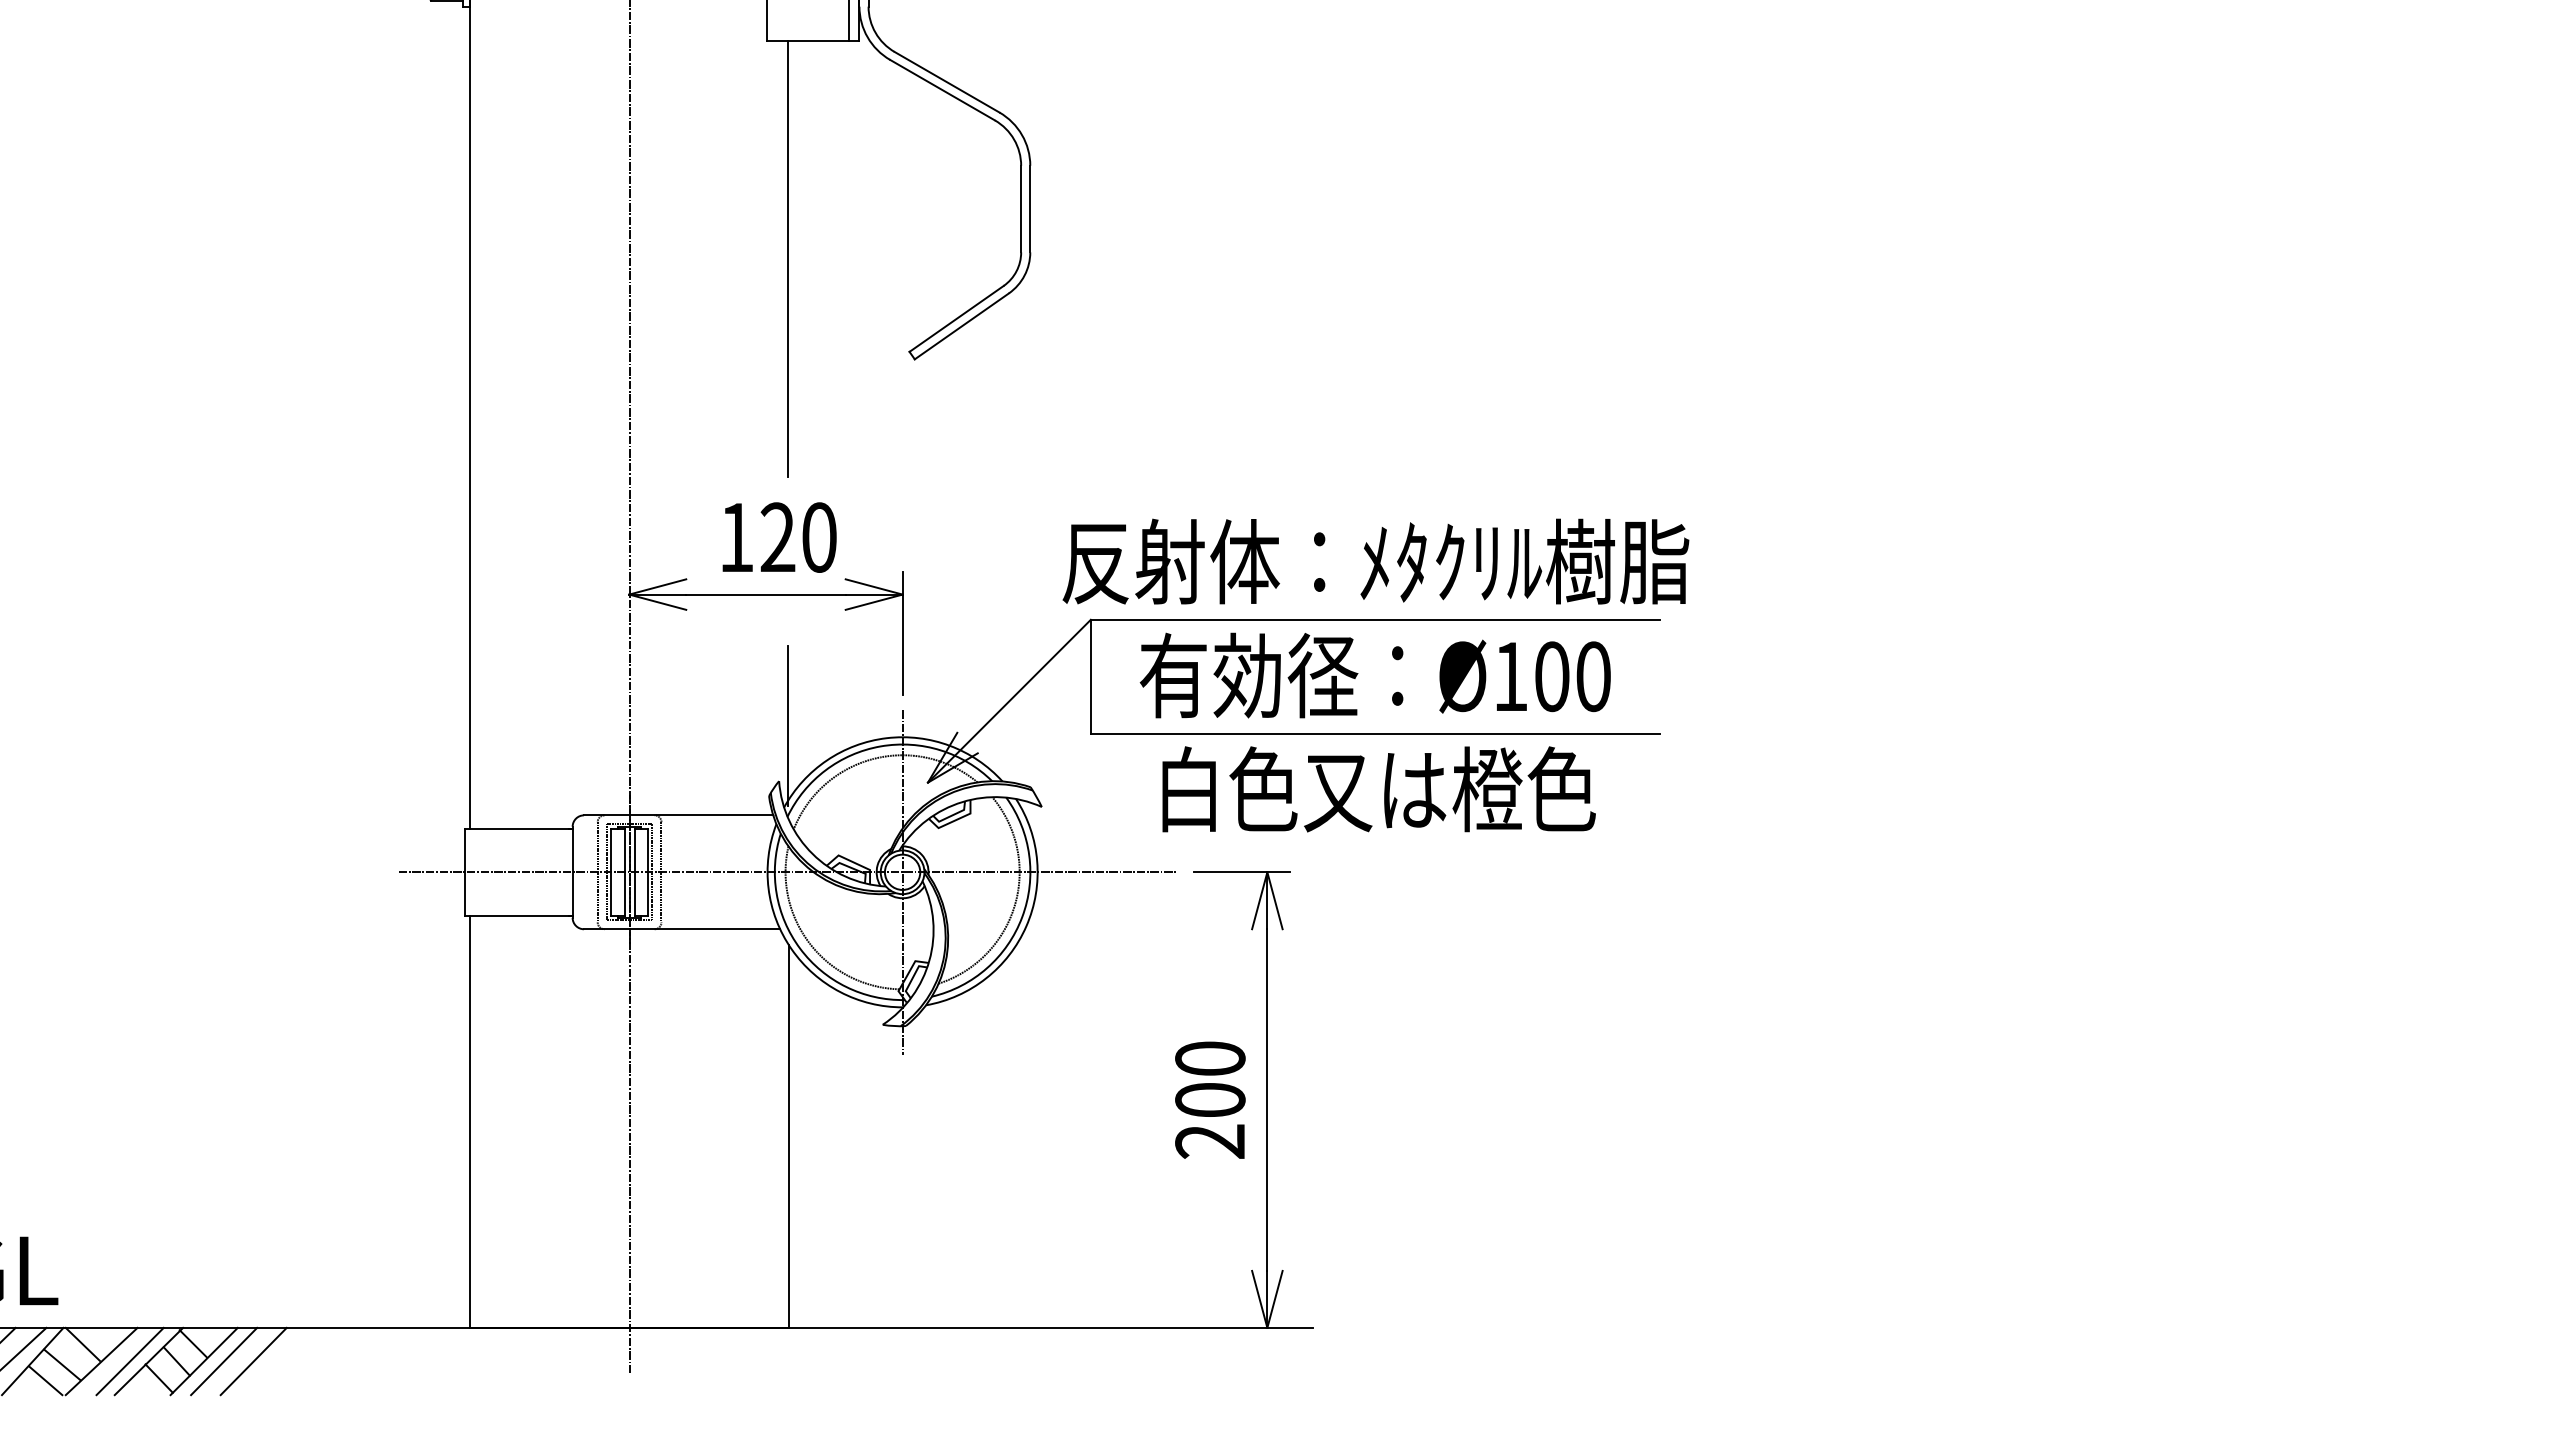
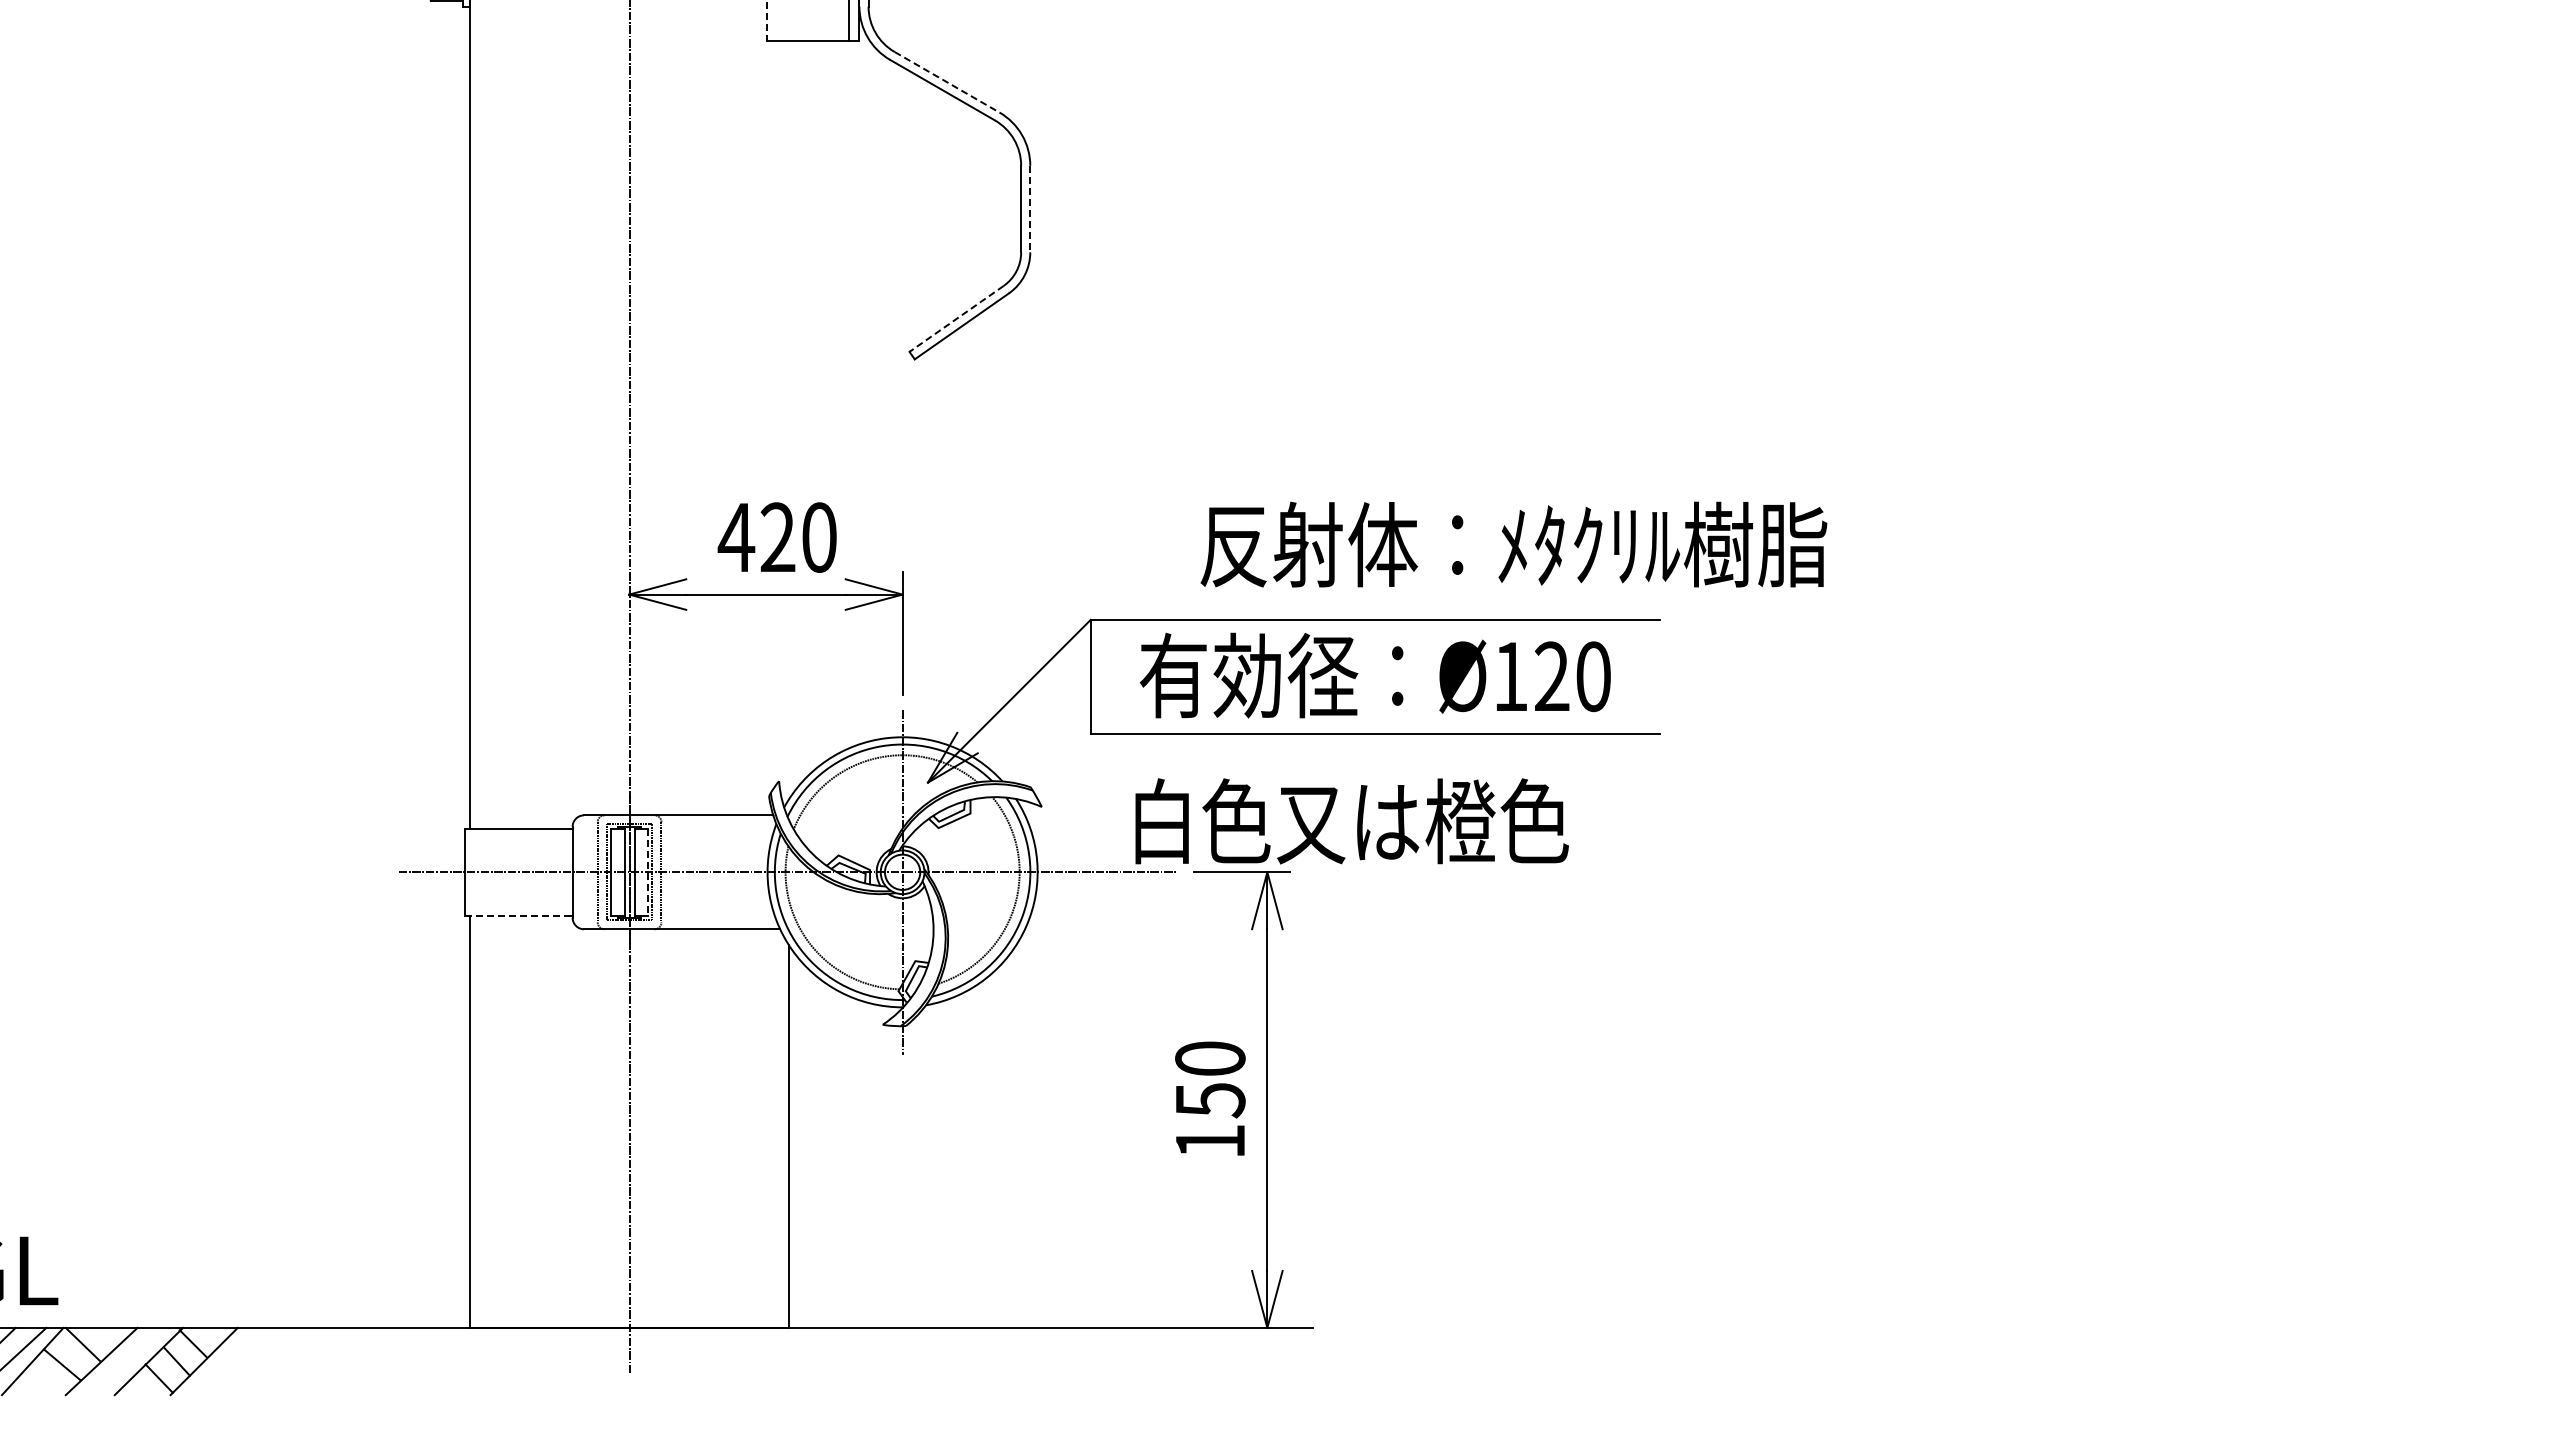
line: solid -> dashed (766, 20)
line: solid -> dashed (947, 82)
line: solid -> dashed (1030, 209)
line: present -> none (788, 258)
line: solid -> dashed (956, 319)
text: 120 -> 420 (736, 537)
text position: (1375, 561) -> (1513, 544) (1513, 544)
text: Ø100 -> Ø120 (1551, 676)
line: present -> none (788, 725)
text position: (1378, 789) -> (1351, 821) (1351, 821)
line: solid -> dashed (647, 872)
line: solid -> dashed (518, 915)
text: 200 -> 150 (1210, 1120)
line: present -> none (129, 1361)
line: present -> none (224, 1361)
line: present -> none (253, 1361)
line: present -> none (45, 1380)
